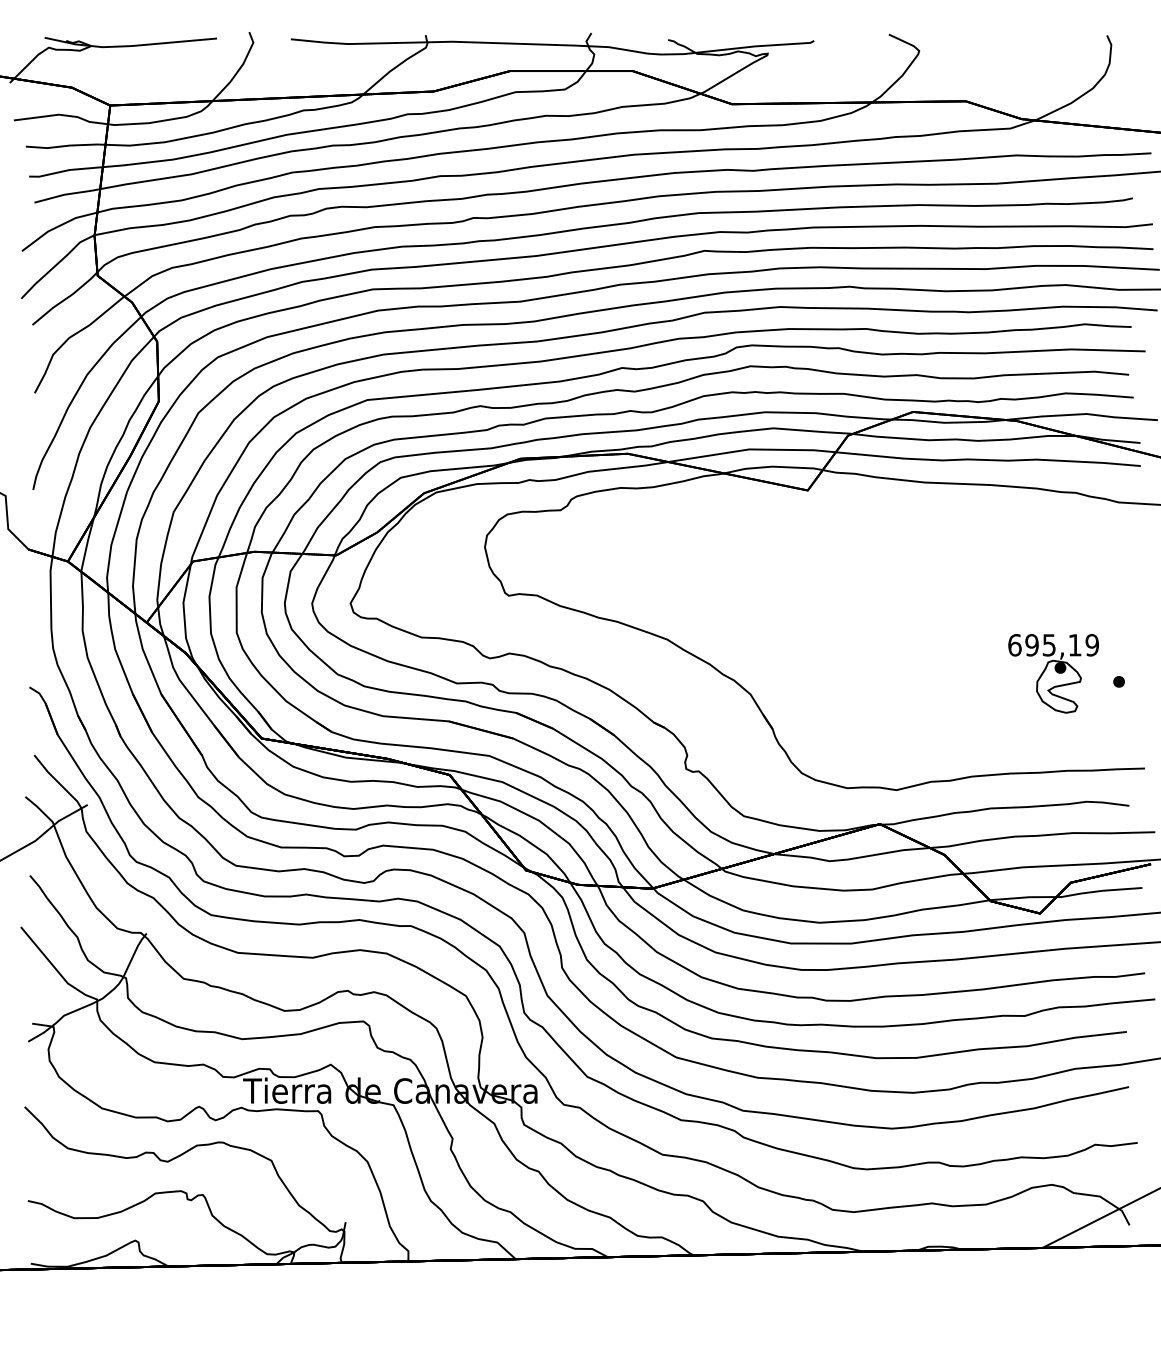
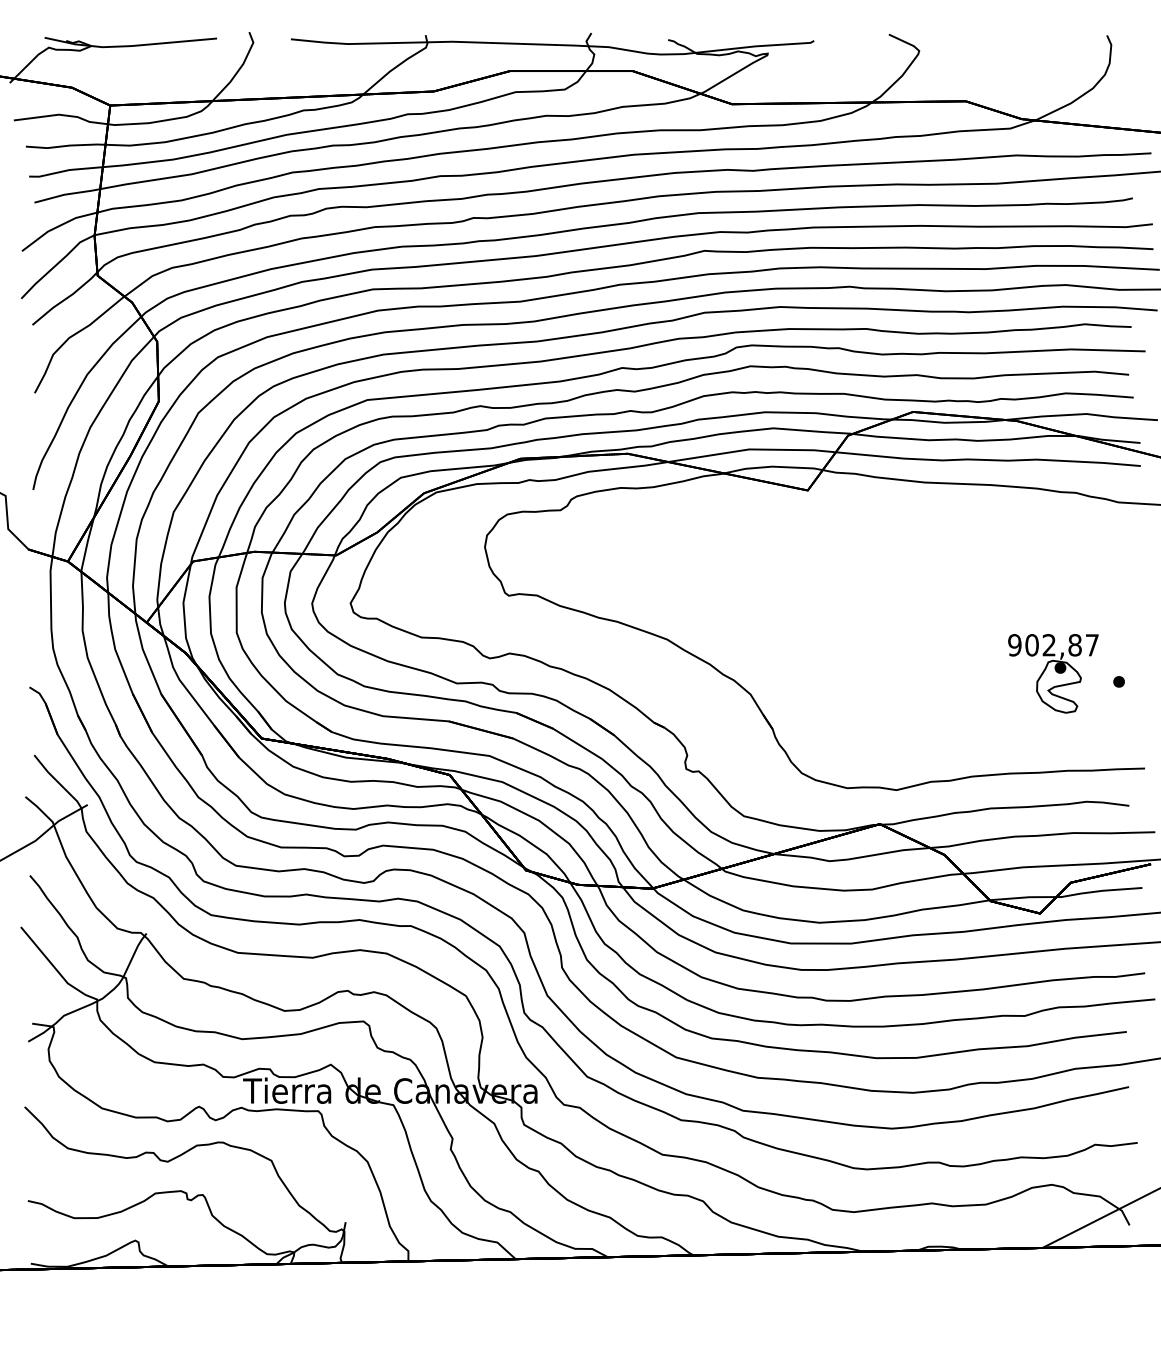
text: 695,19 -> 902,87 (1053, 645)
